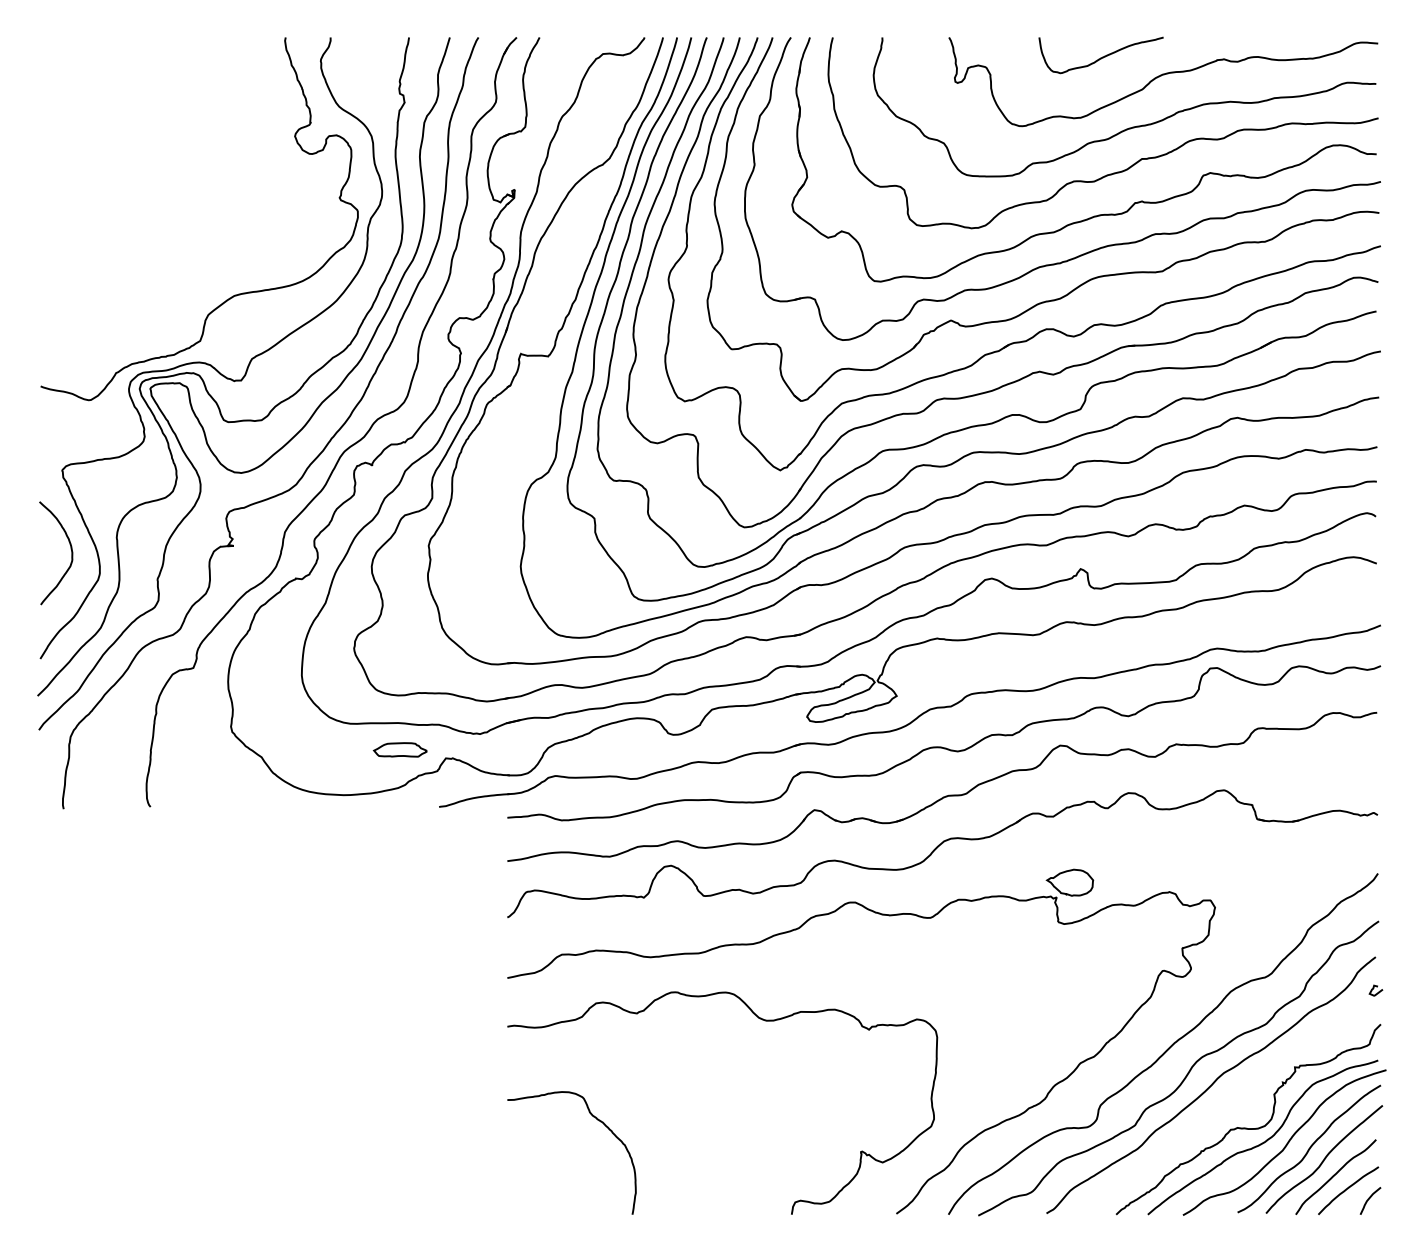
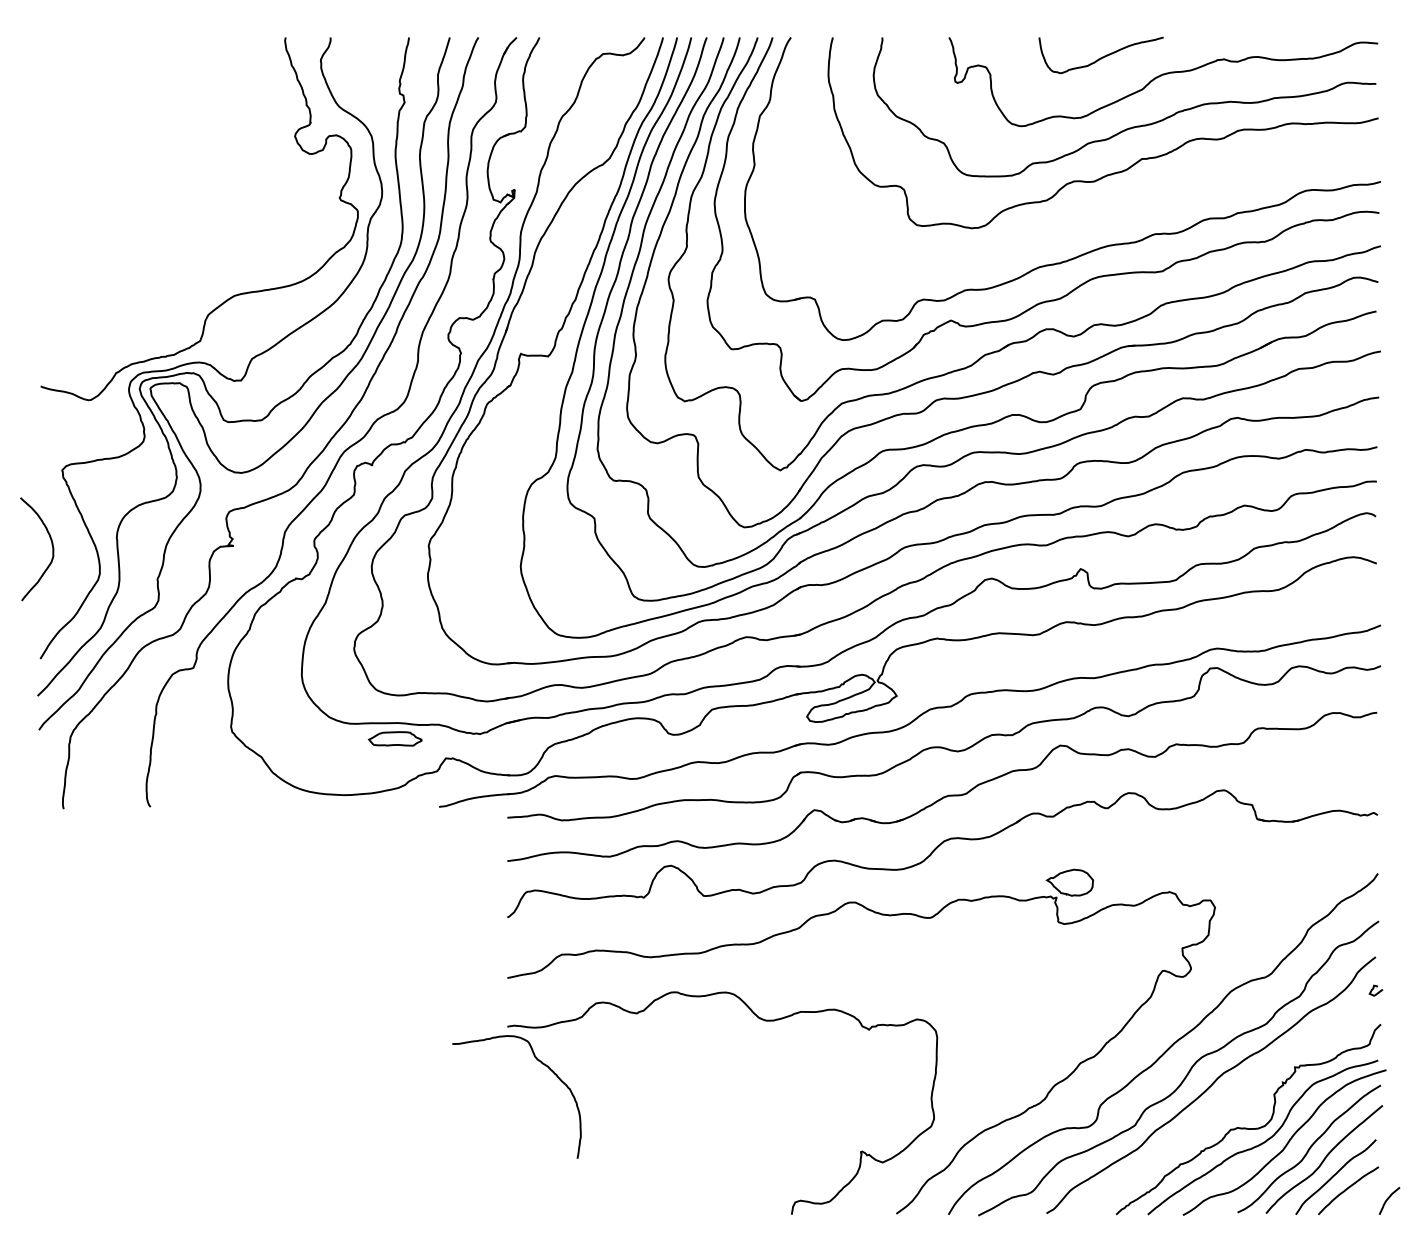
part: present -> none (1098, 214)
curve position: (70, 549) -> (51, 545) (51, 545)
part position: (399, 749) -> (394, 738) (394, 738)
curve position: (597, 1120) -> (542, 1064) (542, 1064)
curve position: (1369, 1199) -> (1388, 1199) (1388, 1199)
